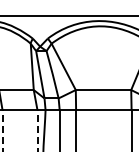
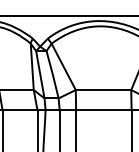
line: dashed -> solid (2, 130)
line: dashed -> solid (37, 130)
